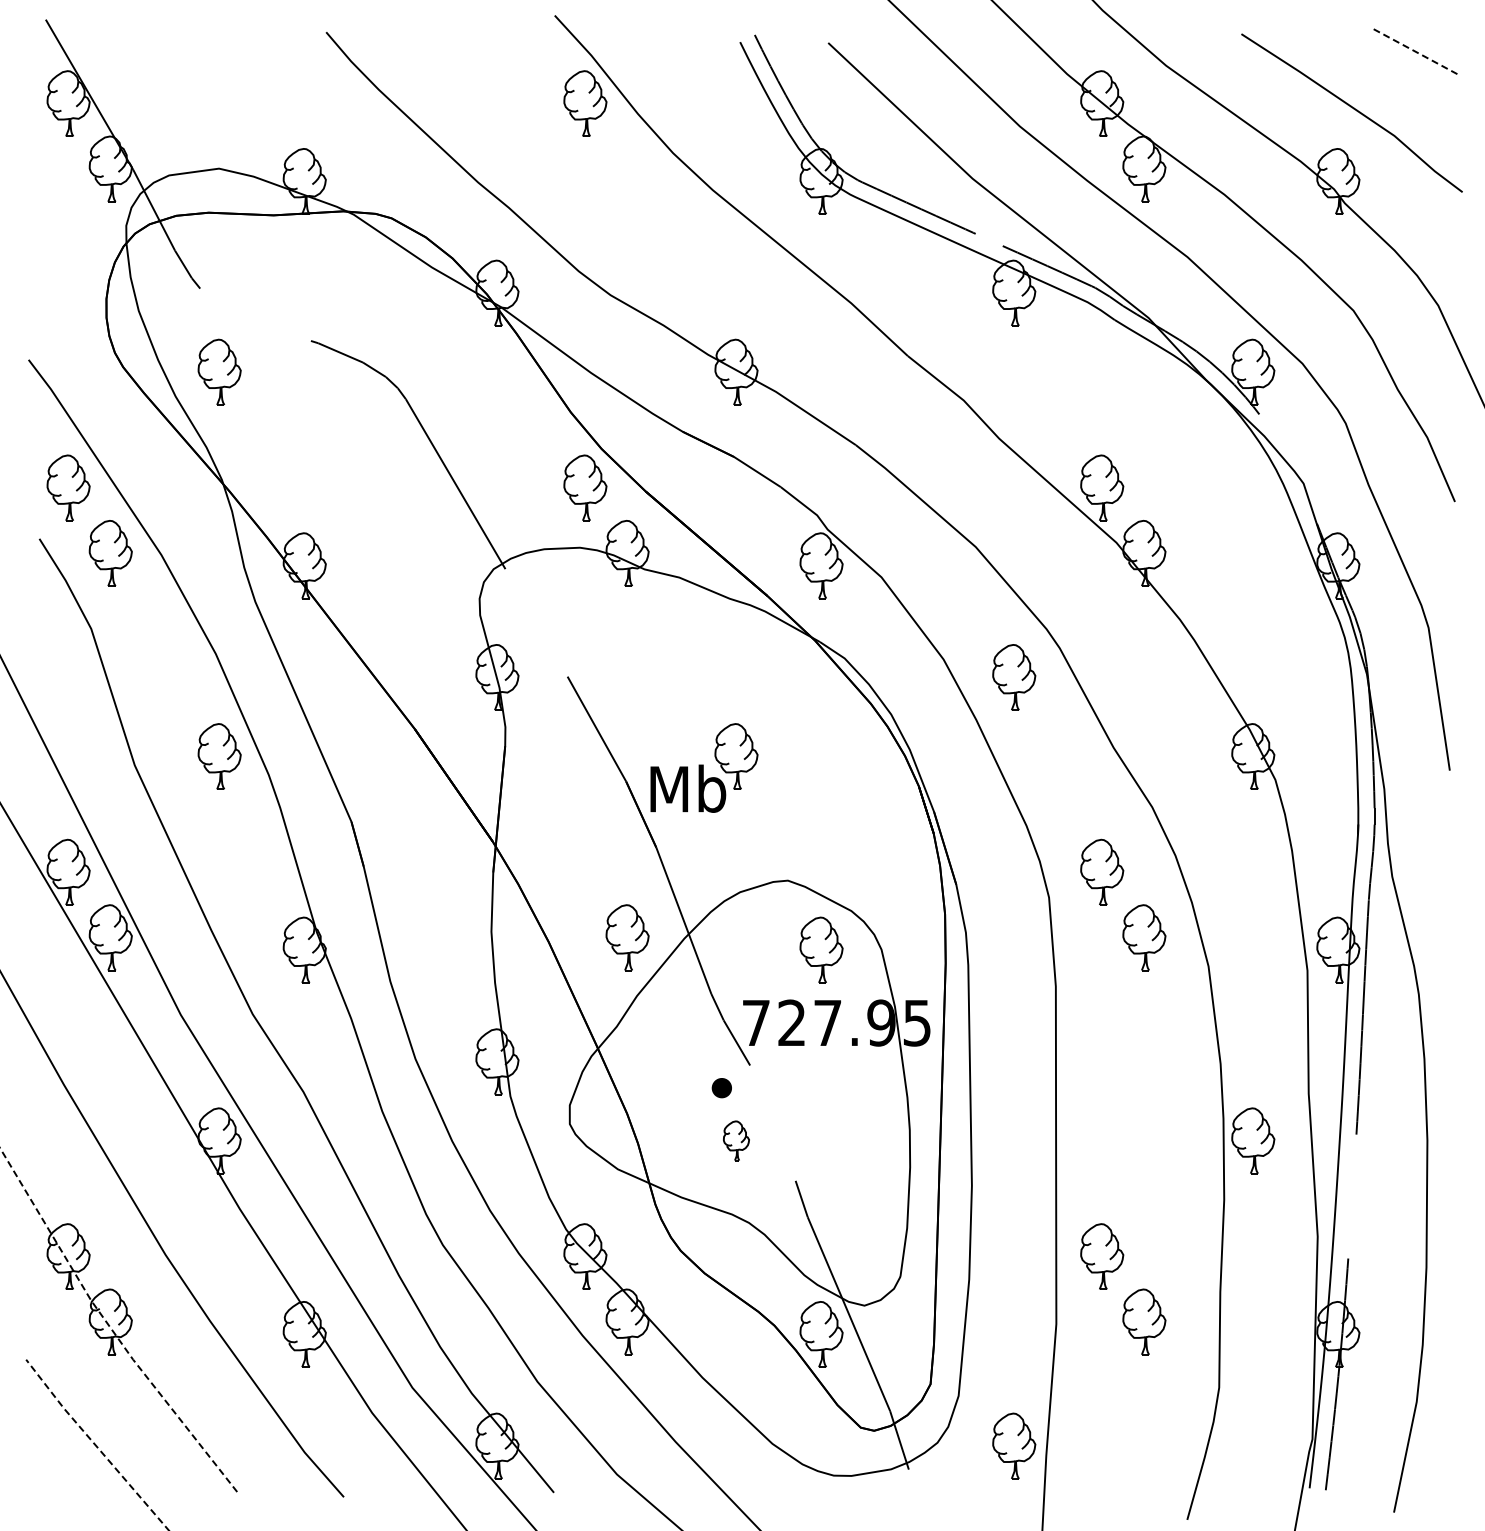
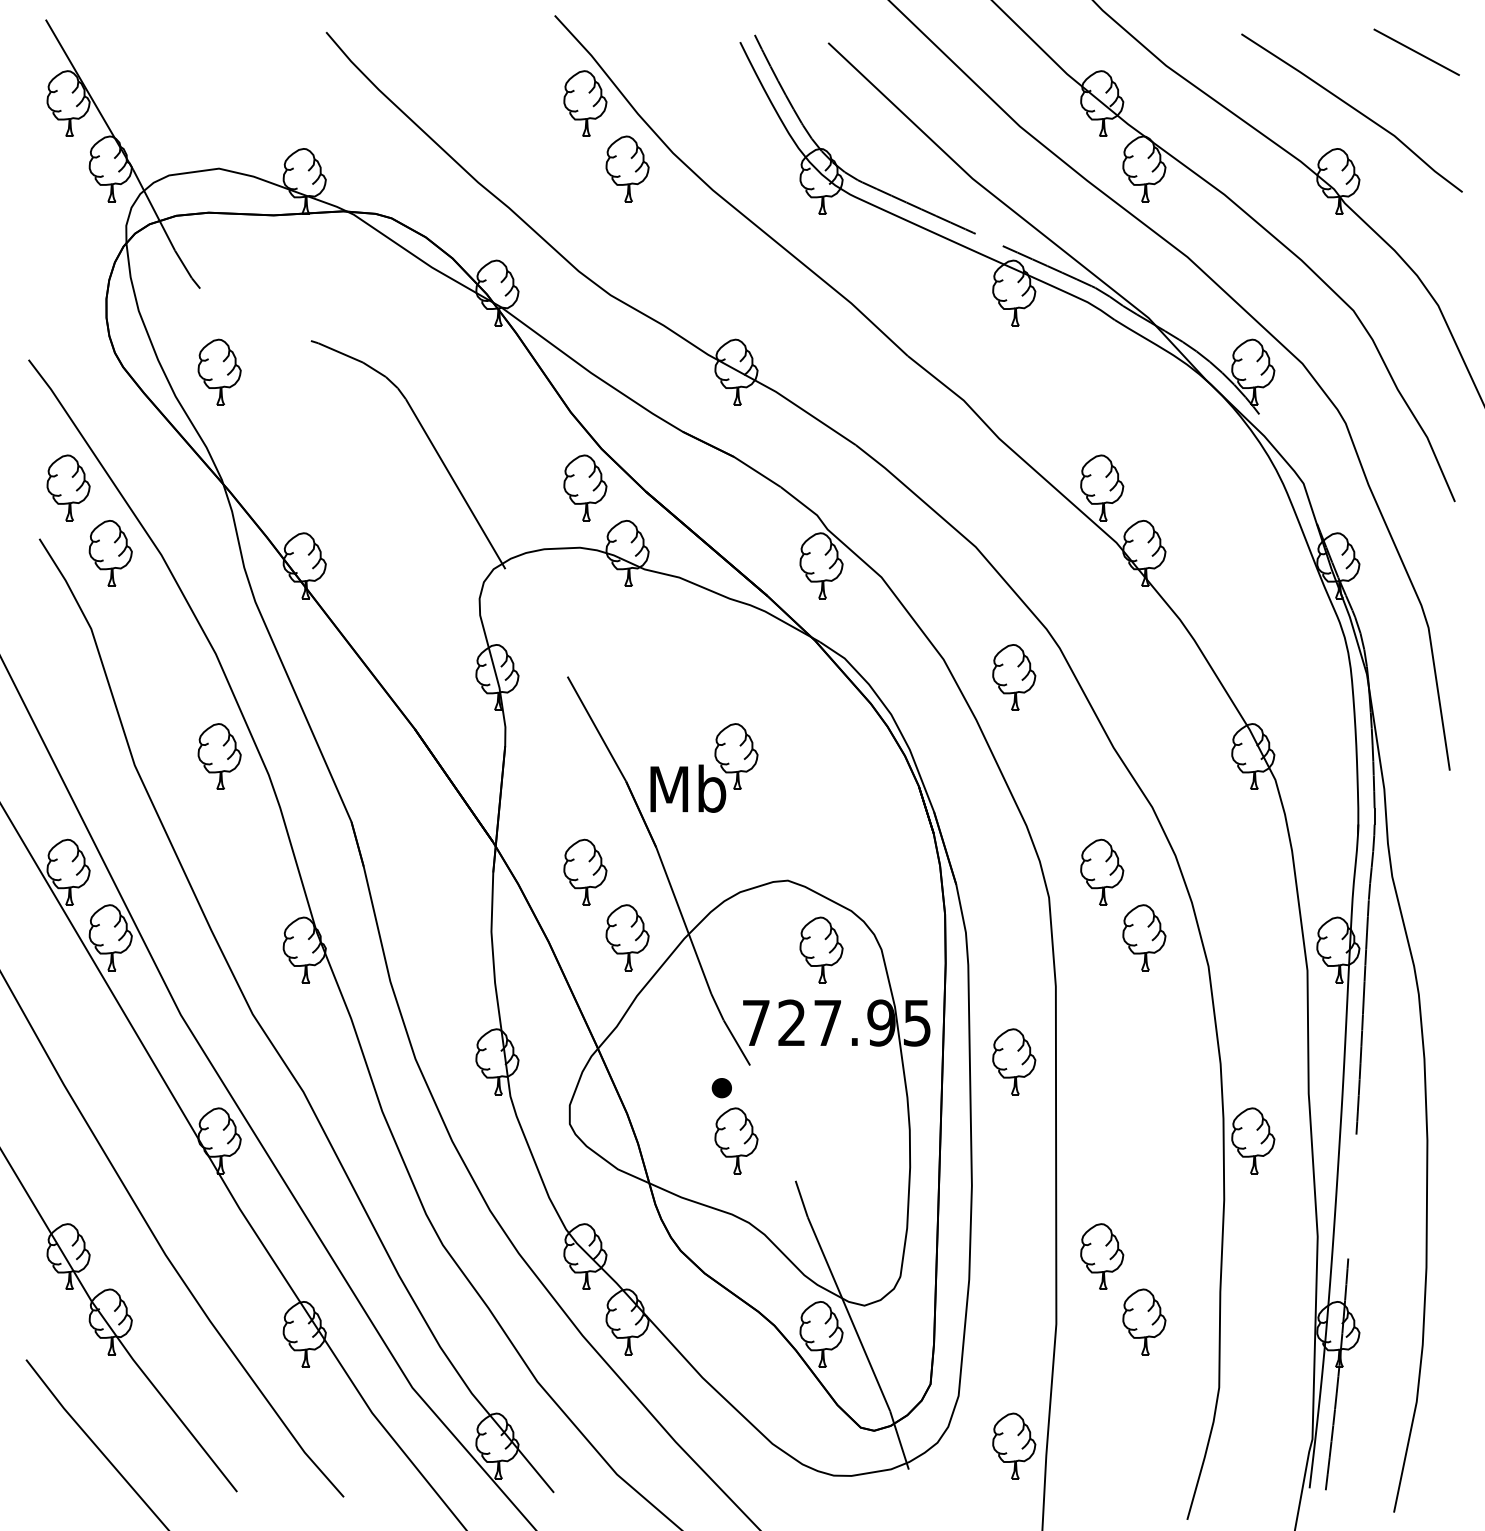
line: dashed -> solid (1416, 52)
part: none -> present (627, 168)
part: none -> present (585, 871)
part: none -> present (1014, 1061)
part size: 27x42 px -> 45x68 px (736, 1140)
line: dashed -> solid (109, 1326)
line: dashed -> solid (95, 1445)
